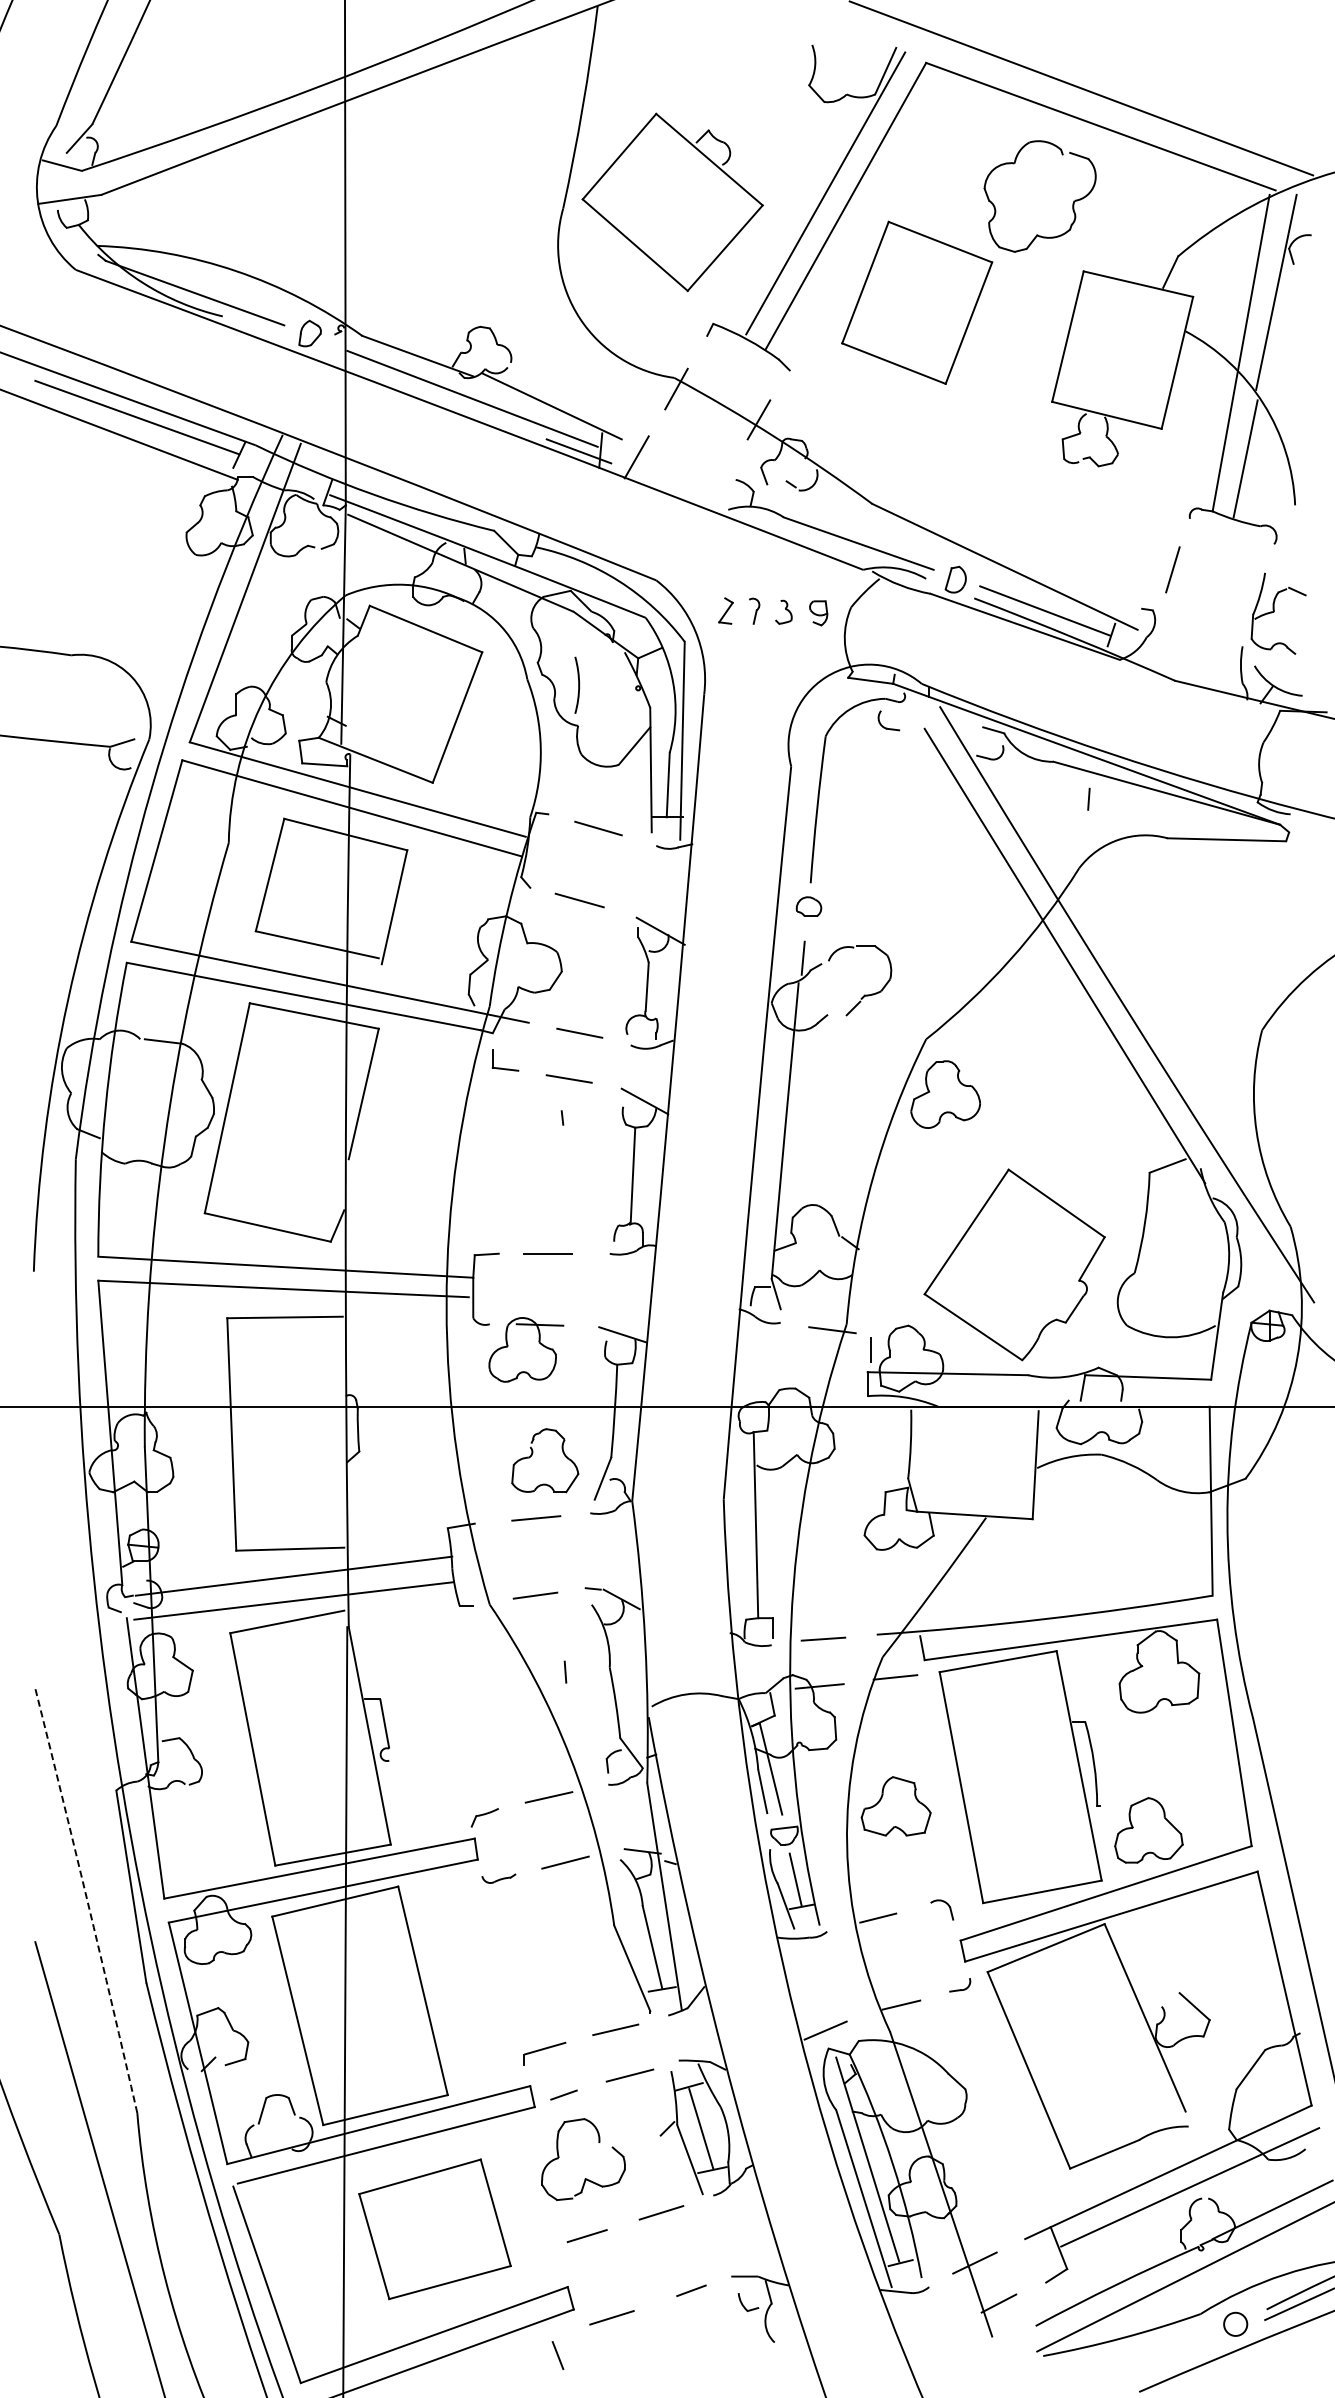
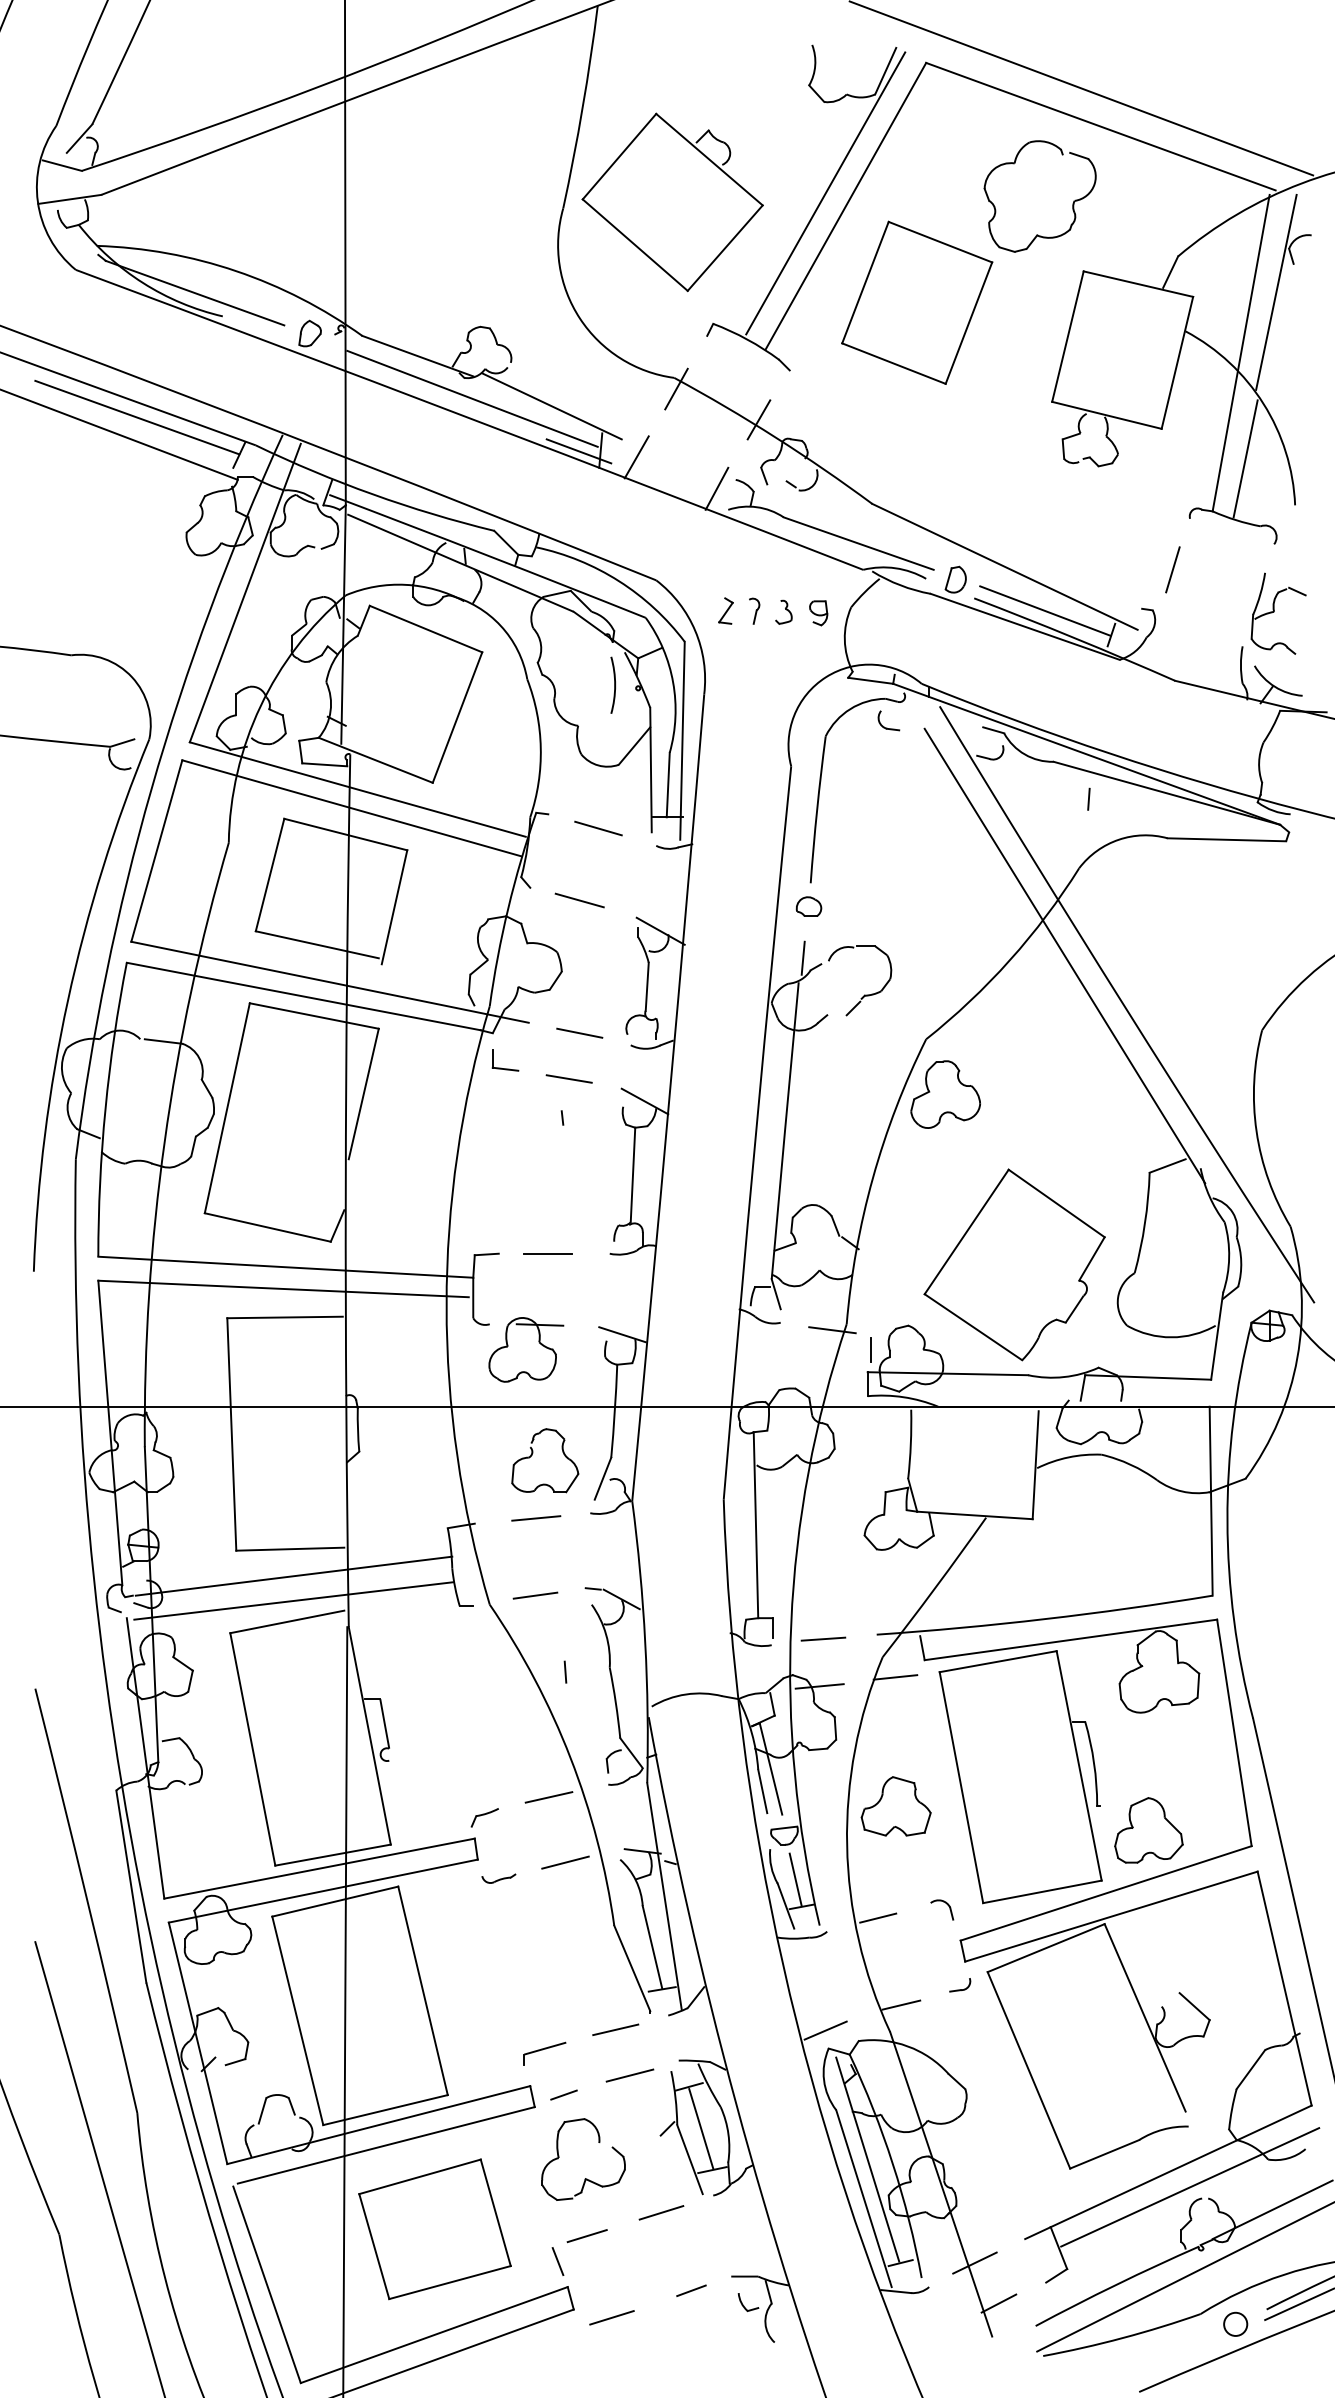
line: none -> present (716, 488)
arc position: (578, 684) -> (614, 684) (614, 684)
arc: dashed -> solid (87, 1900)
line position: (557, 2355) -> (557, 2261) (557, 2261)
